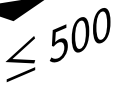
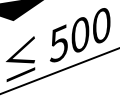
line: none -> present (59, 71)
